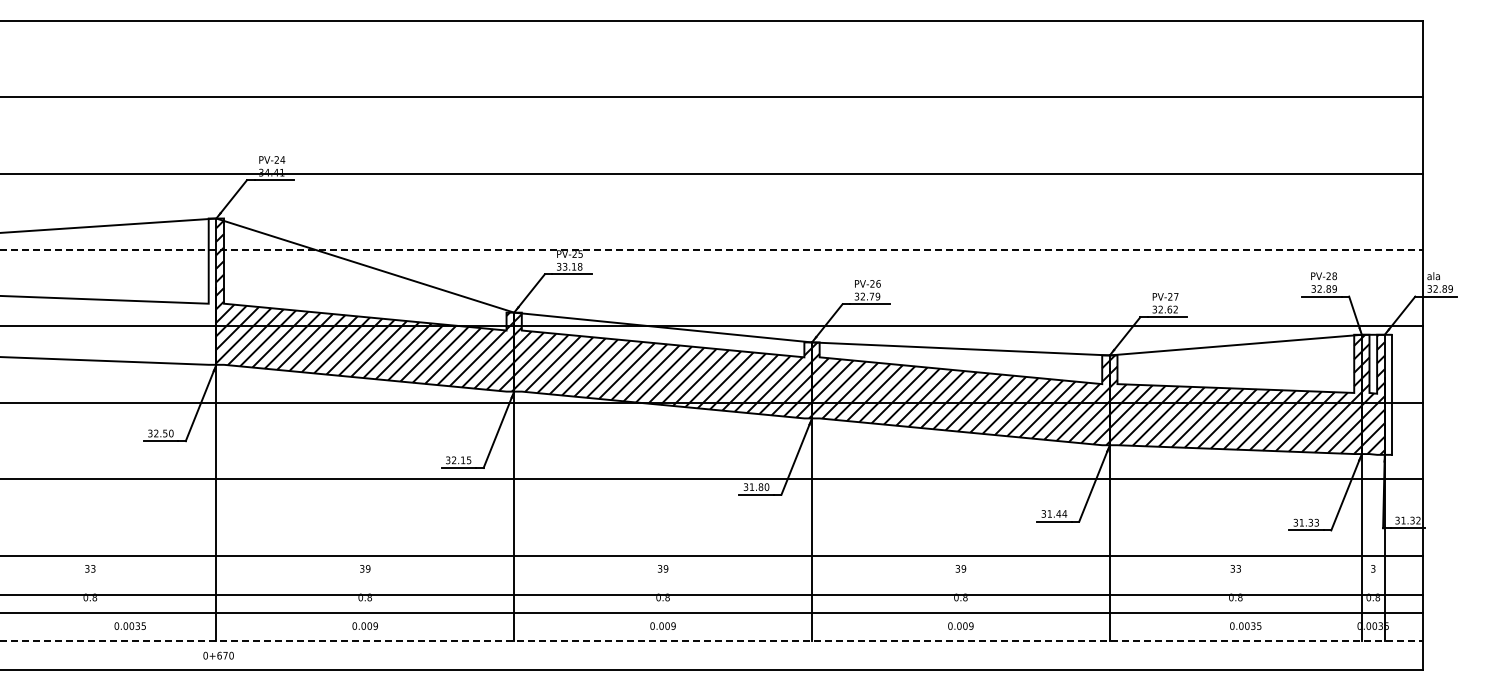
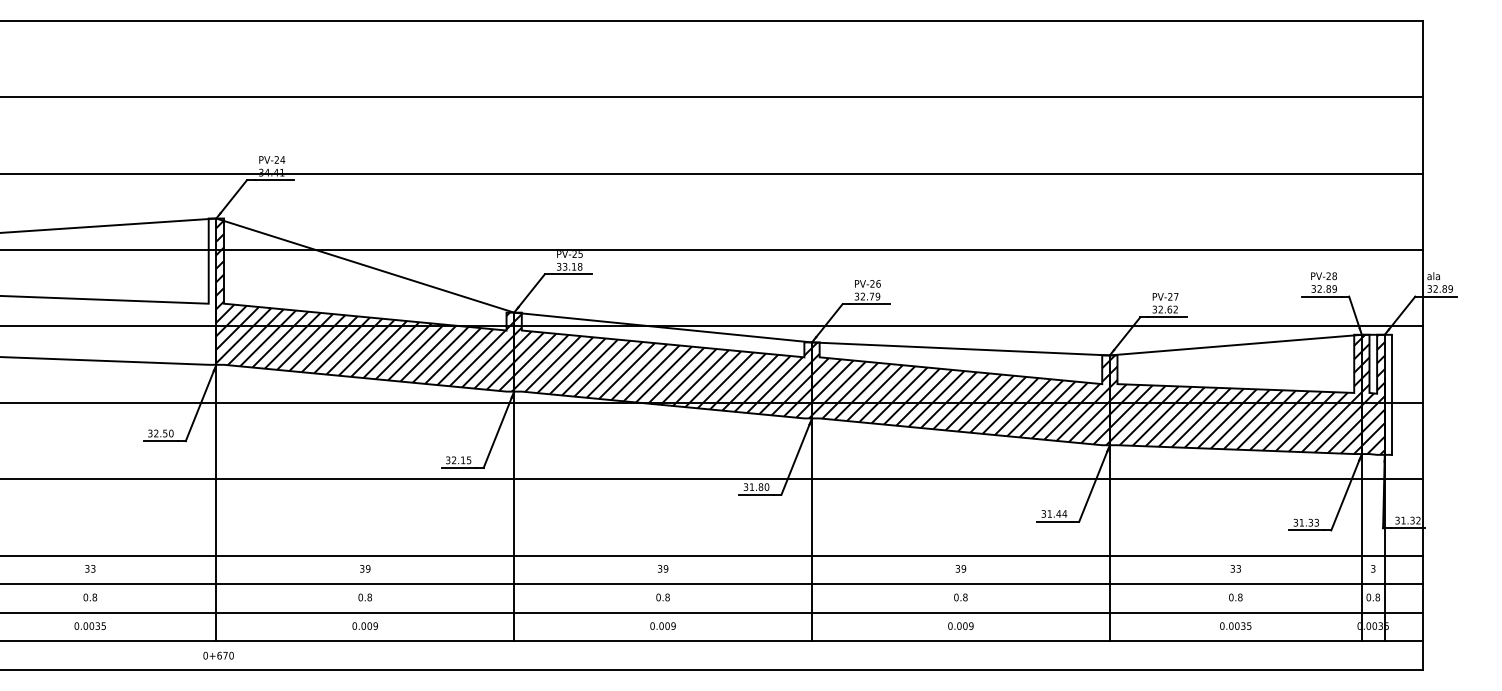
line: dashed -> solid (711, 250)
line position: (712, 595) -> (712, 584) (712, 584)
text position: (129, 625) -> (89, 625) (89, 625)
text position: (1245, 625) -> (1235, 625) (1235, 625)
line: dashed -> solid (711, 641)
